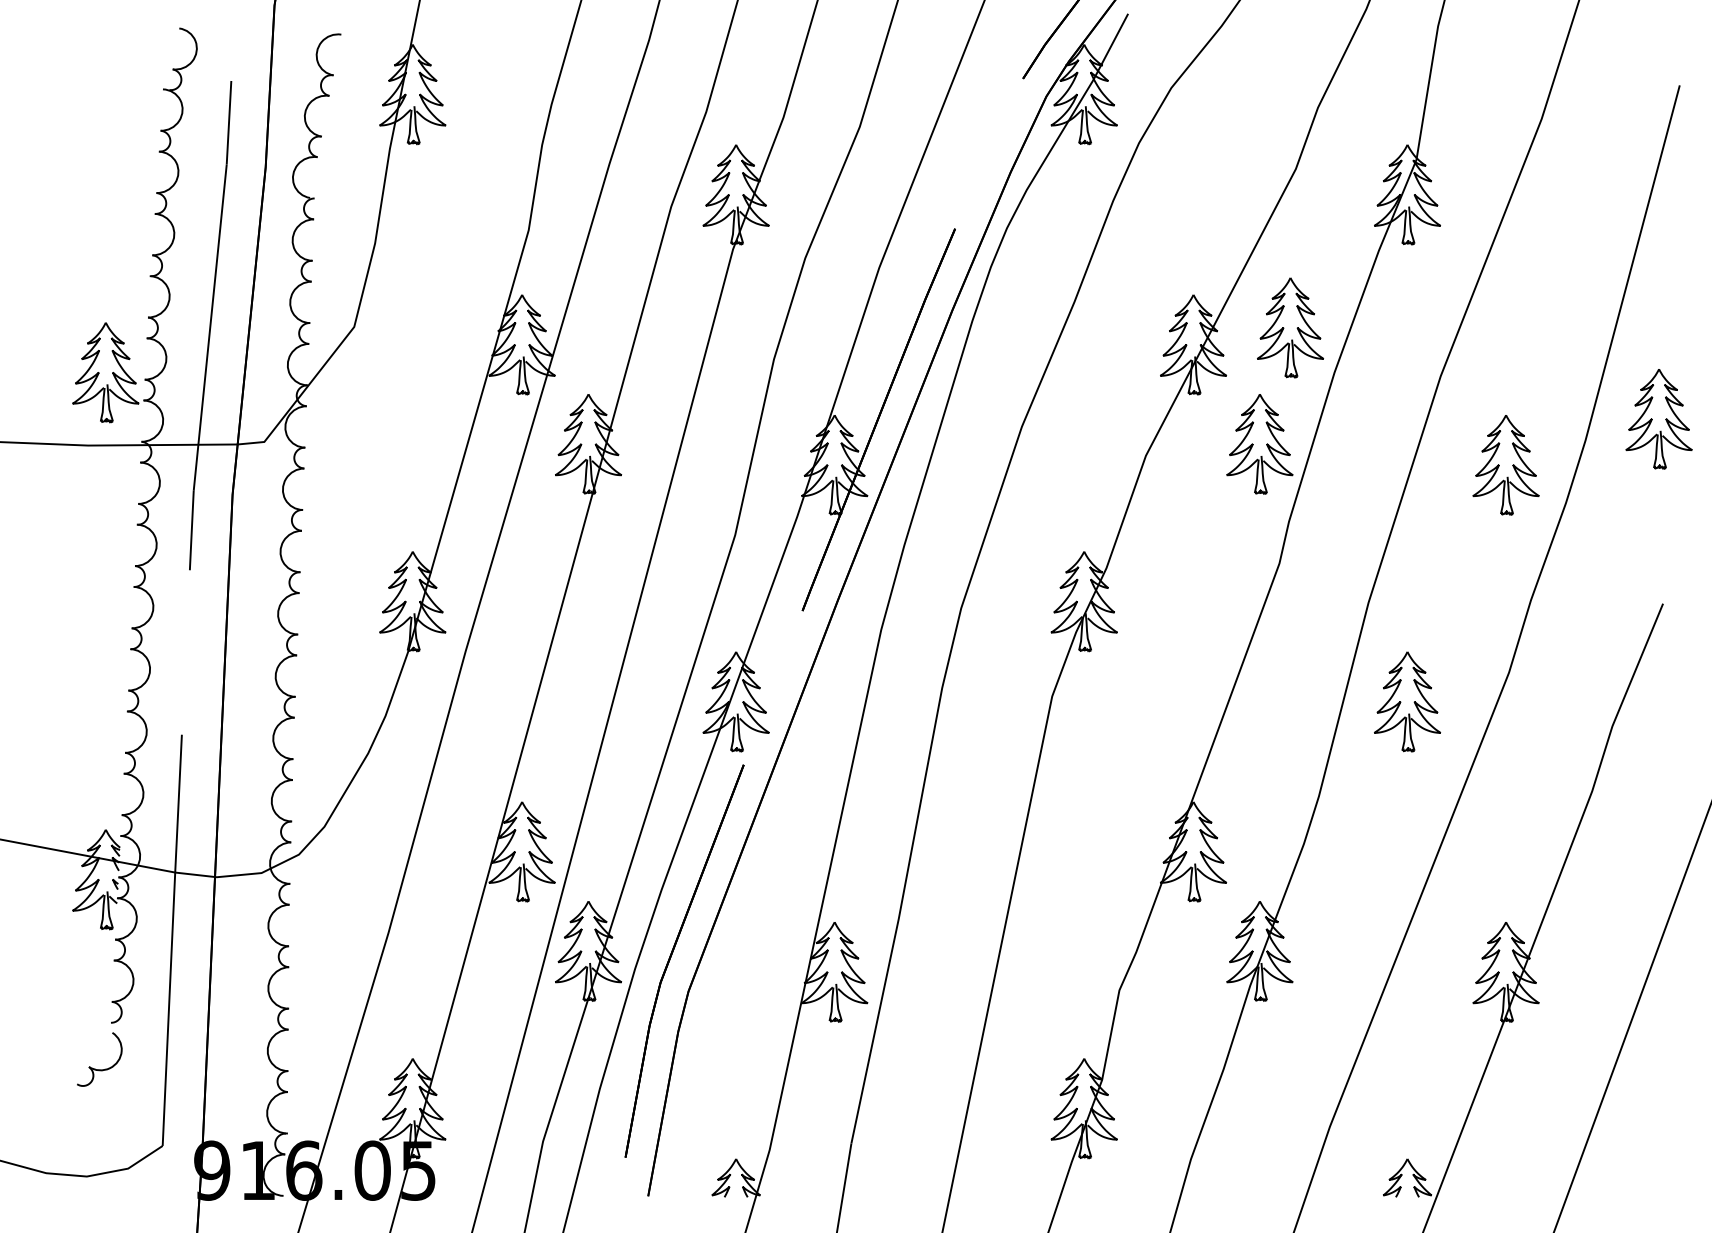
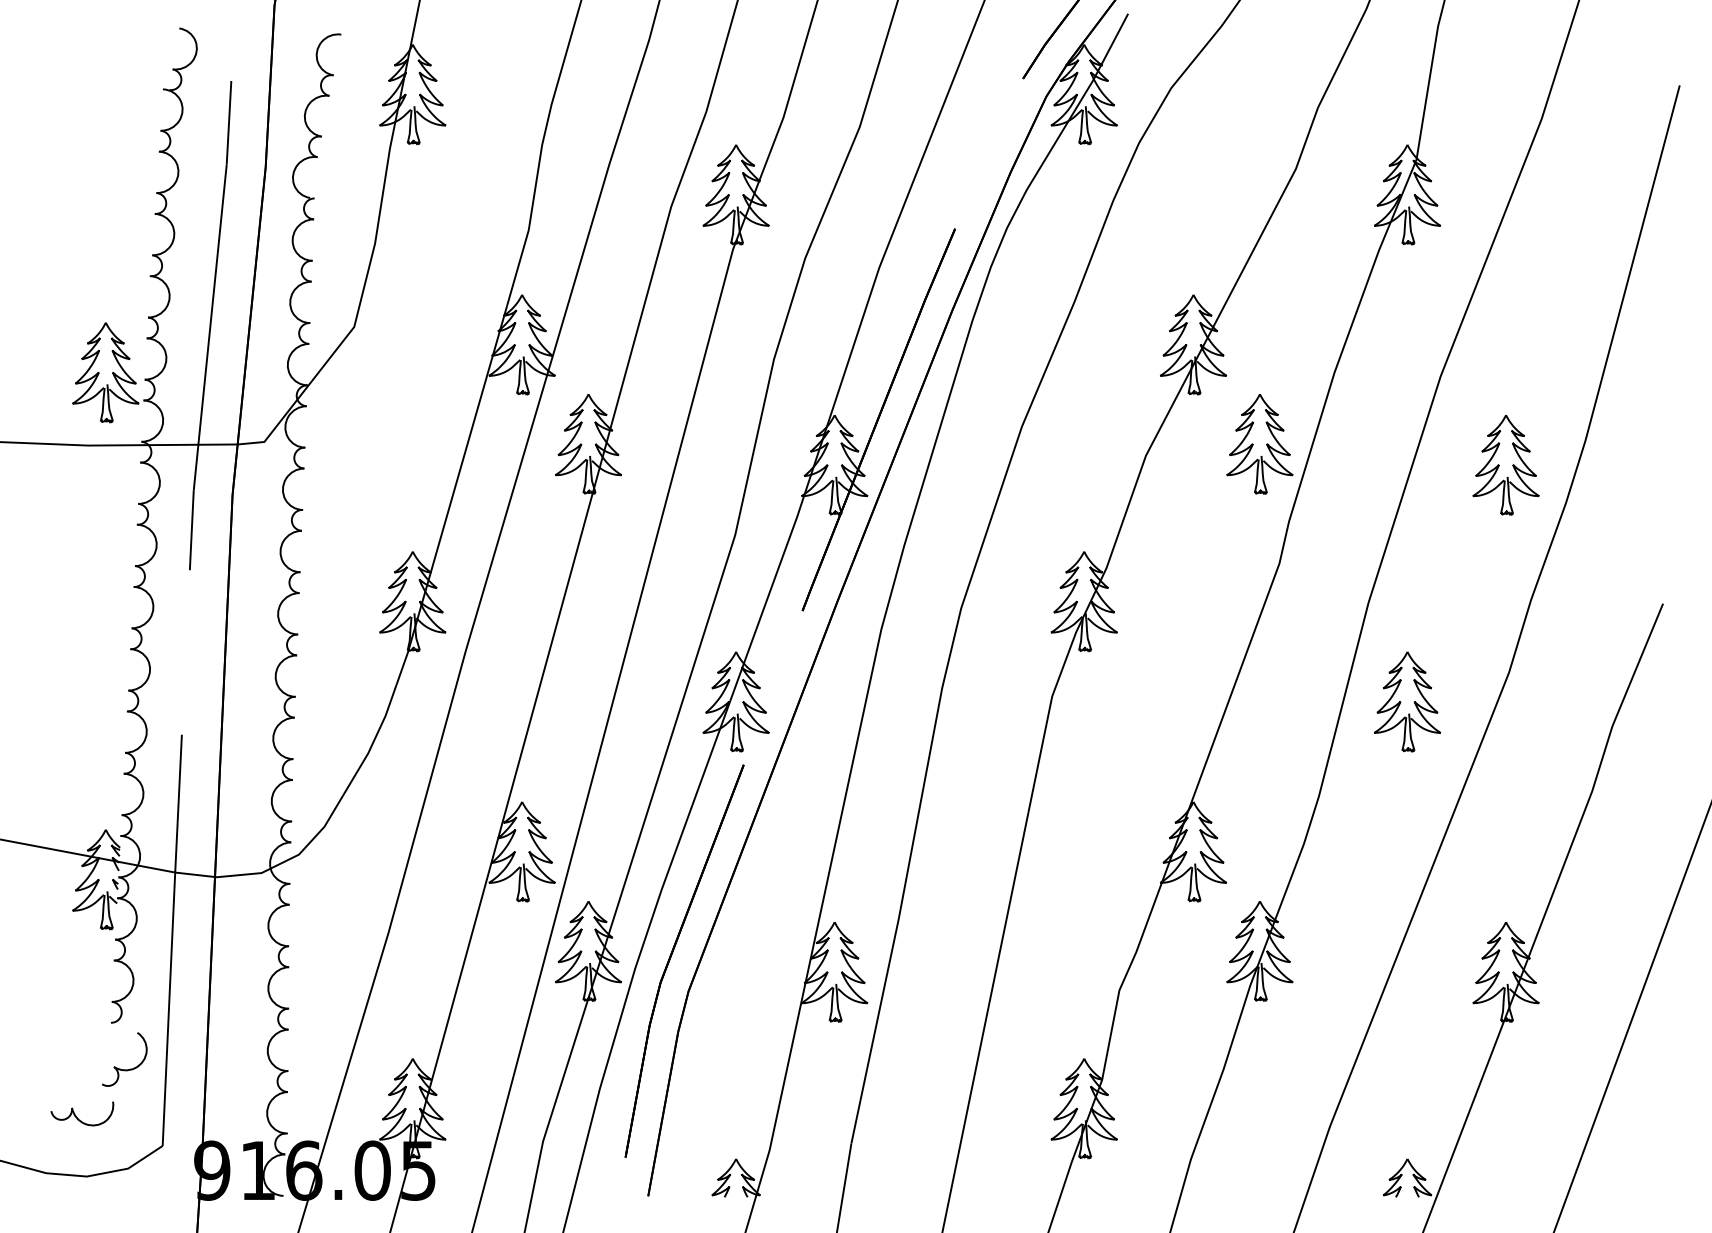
part: present -> none (1290, 327)
part: present -> none (1658, 419)
part position: (95, 1068) -> (120, 1068) (120, 1068)
part: none -> present (76, 1115)
